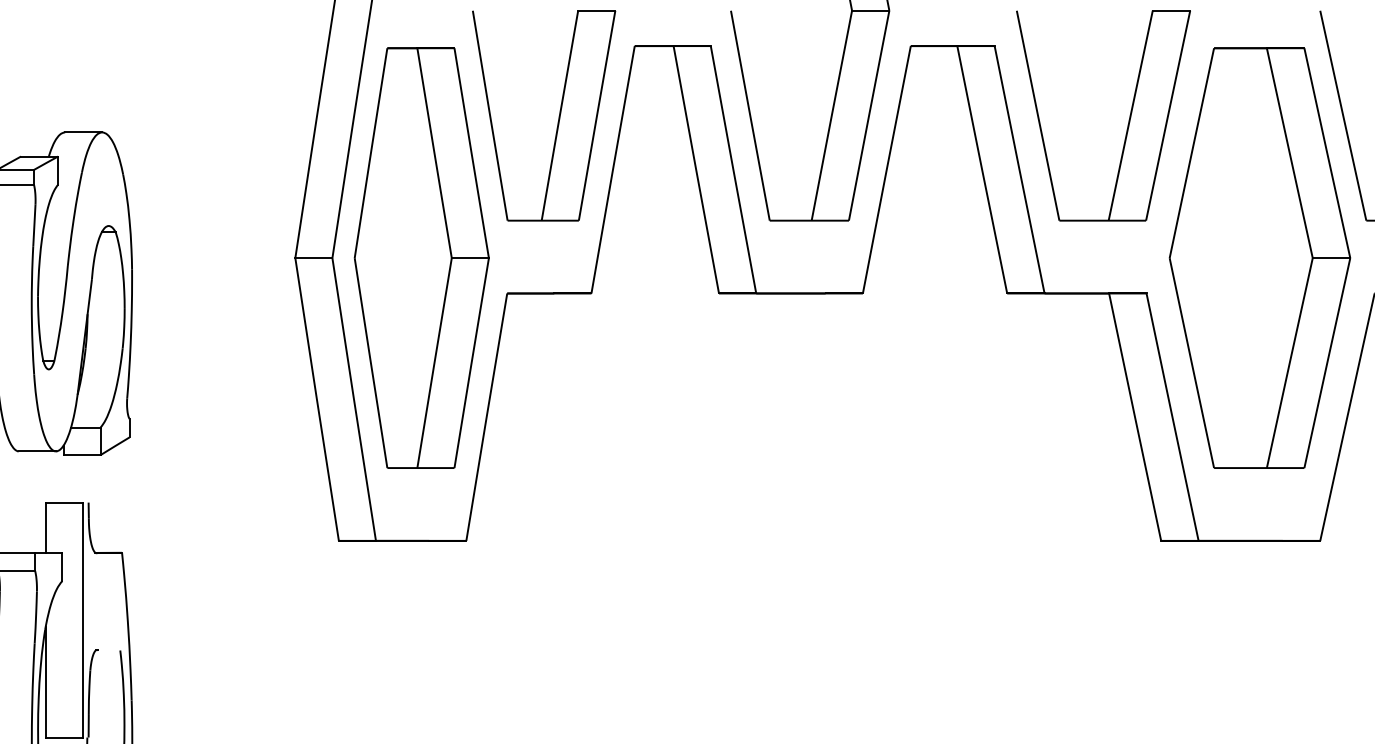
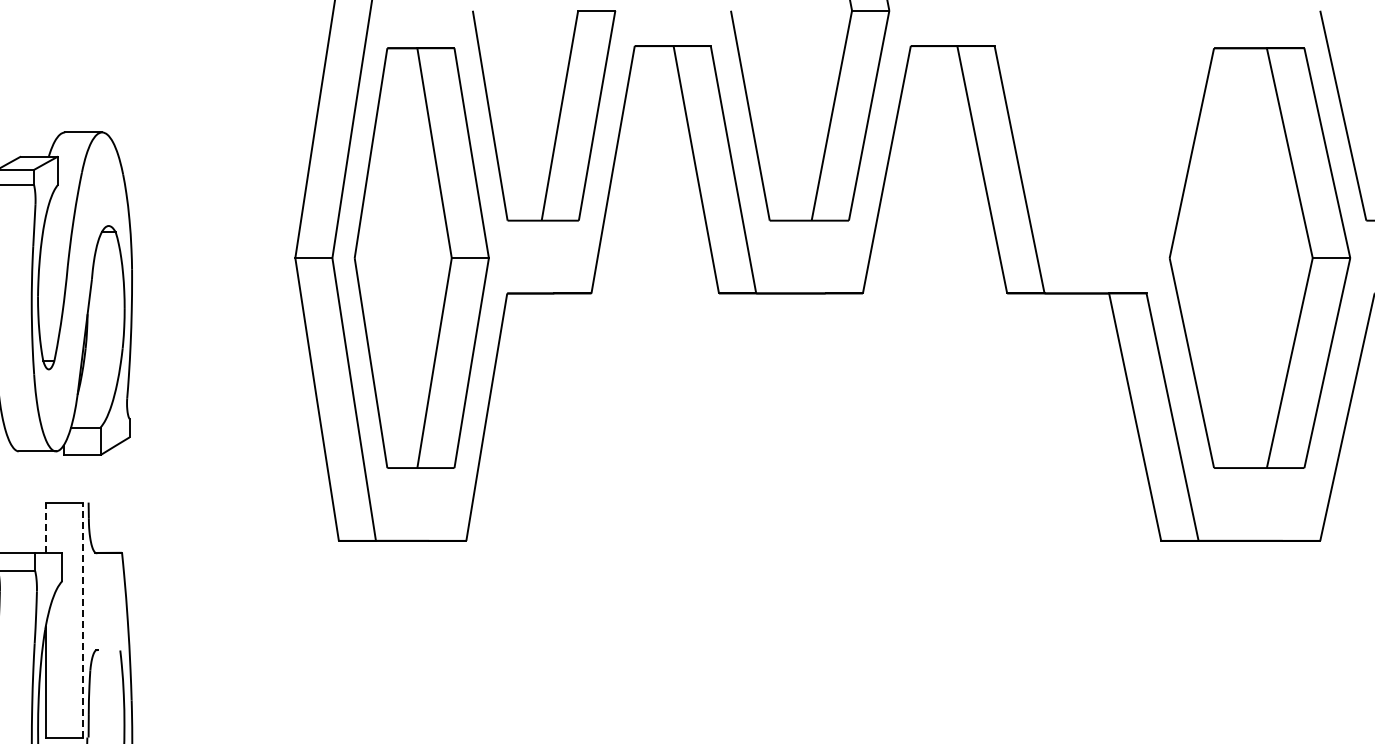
part: present -> none (1128, 120)
line: solid -> dashed (45, 527)
line: solid -> dashed (82, 619)
